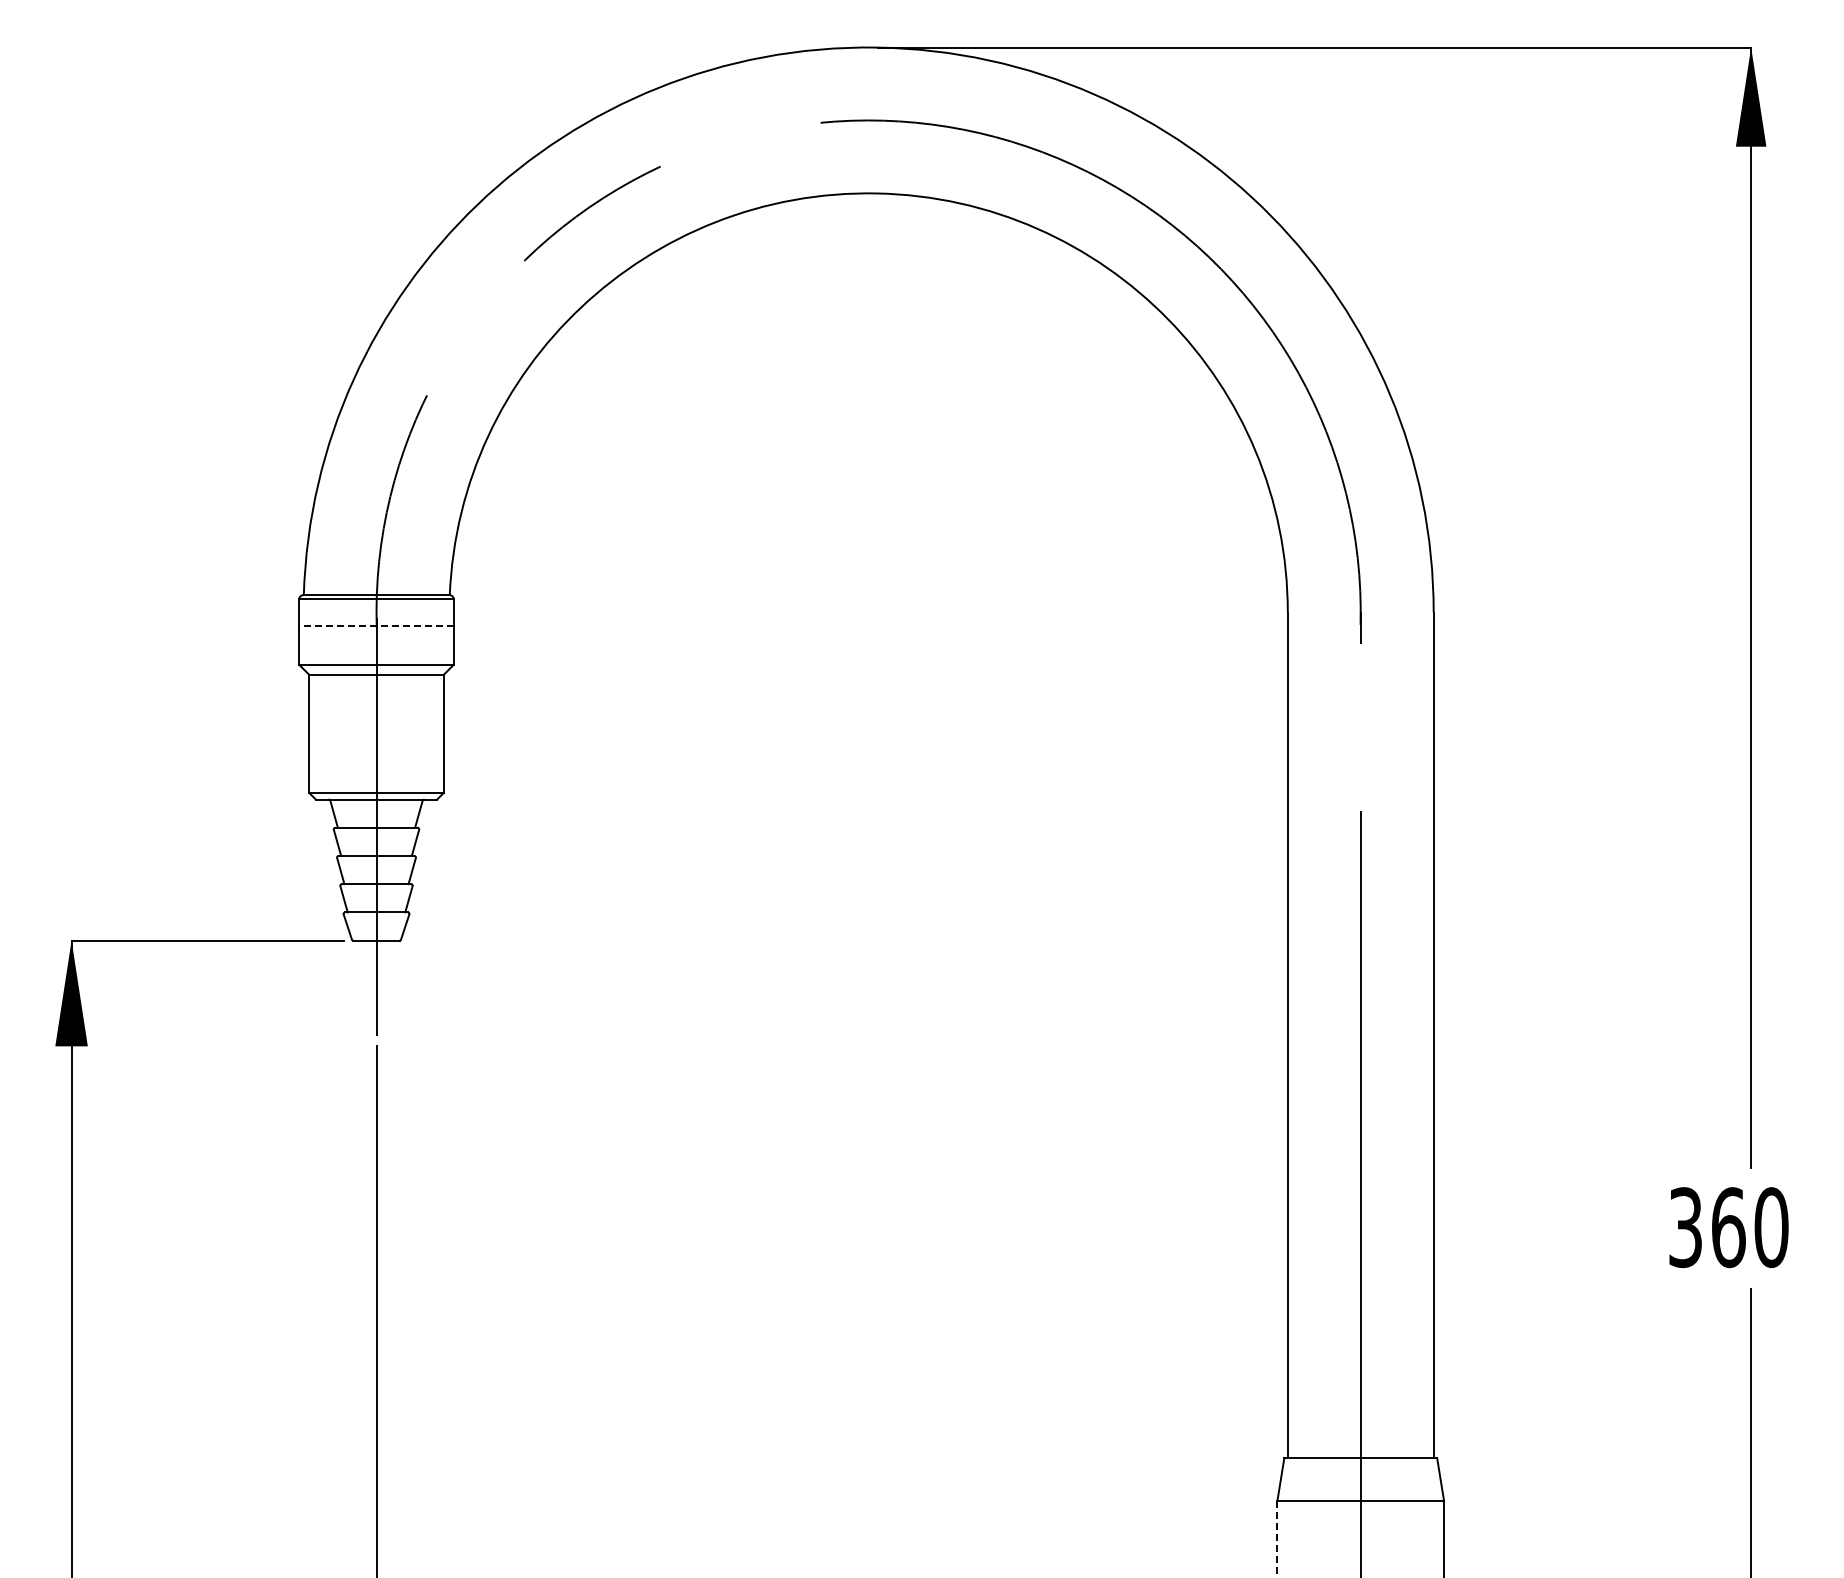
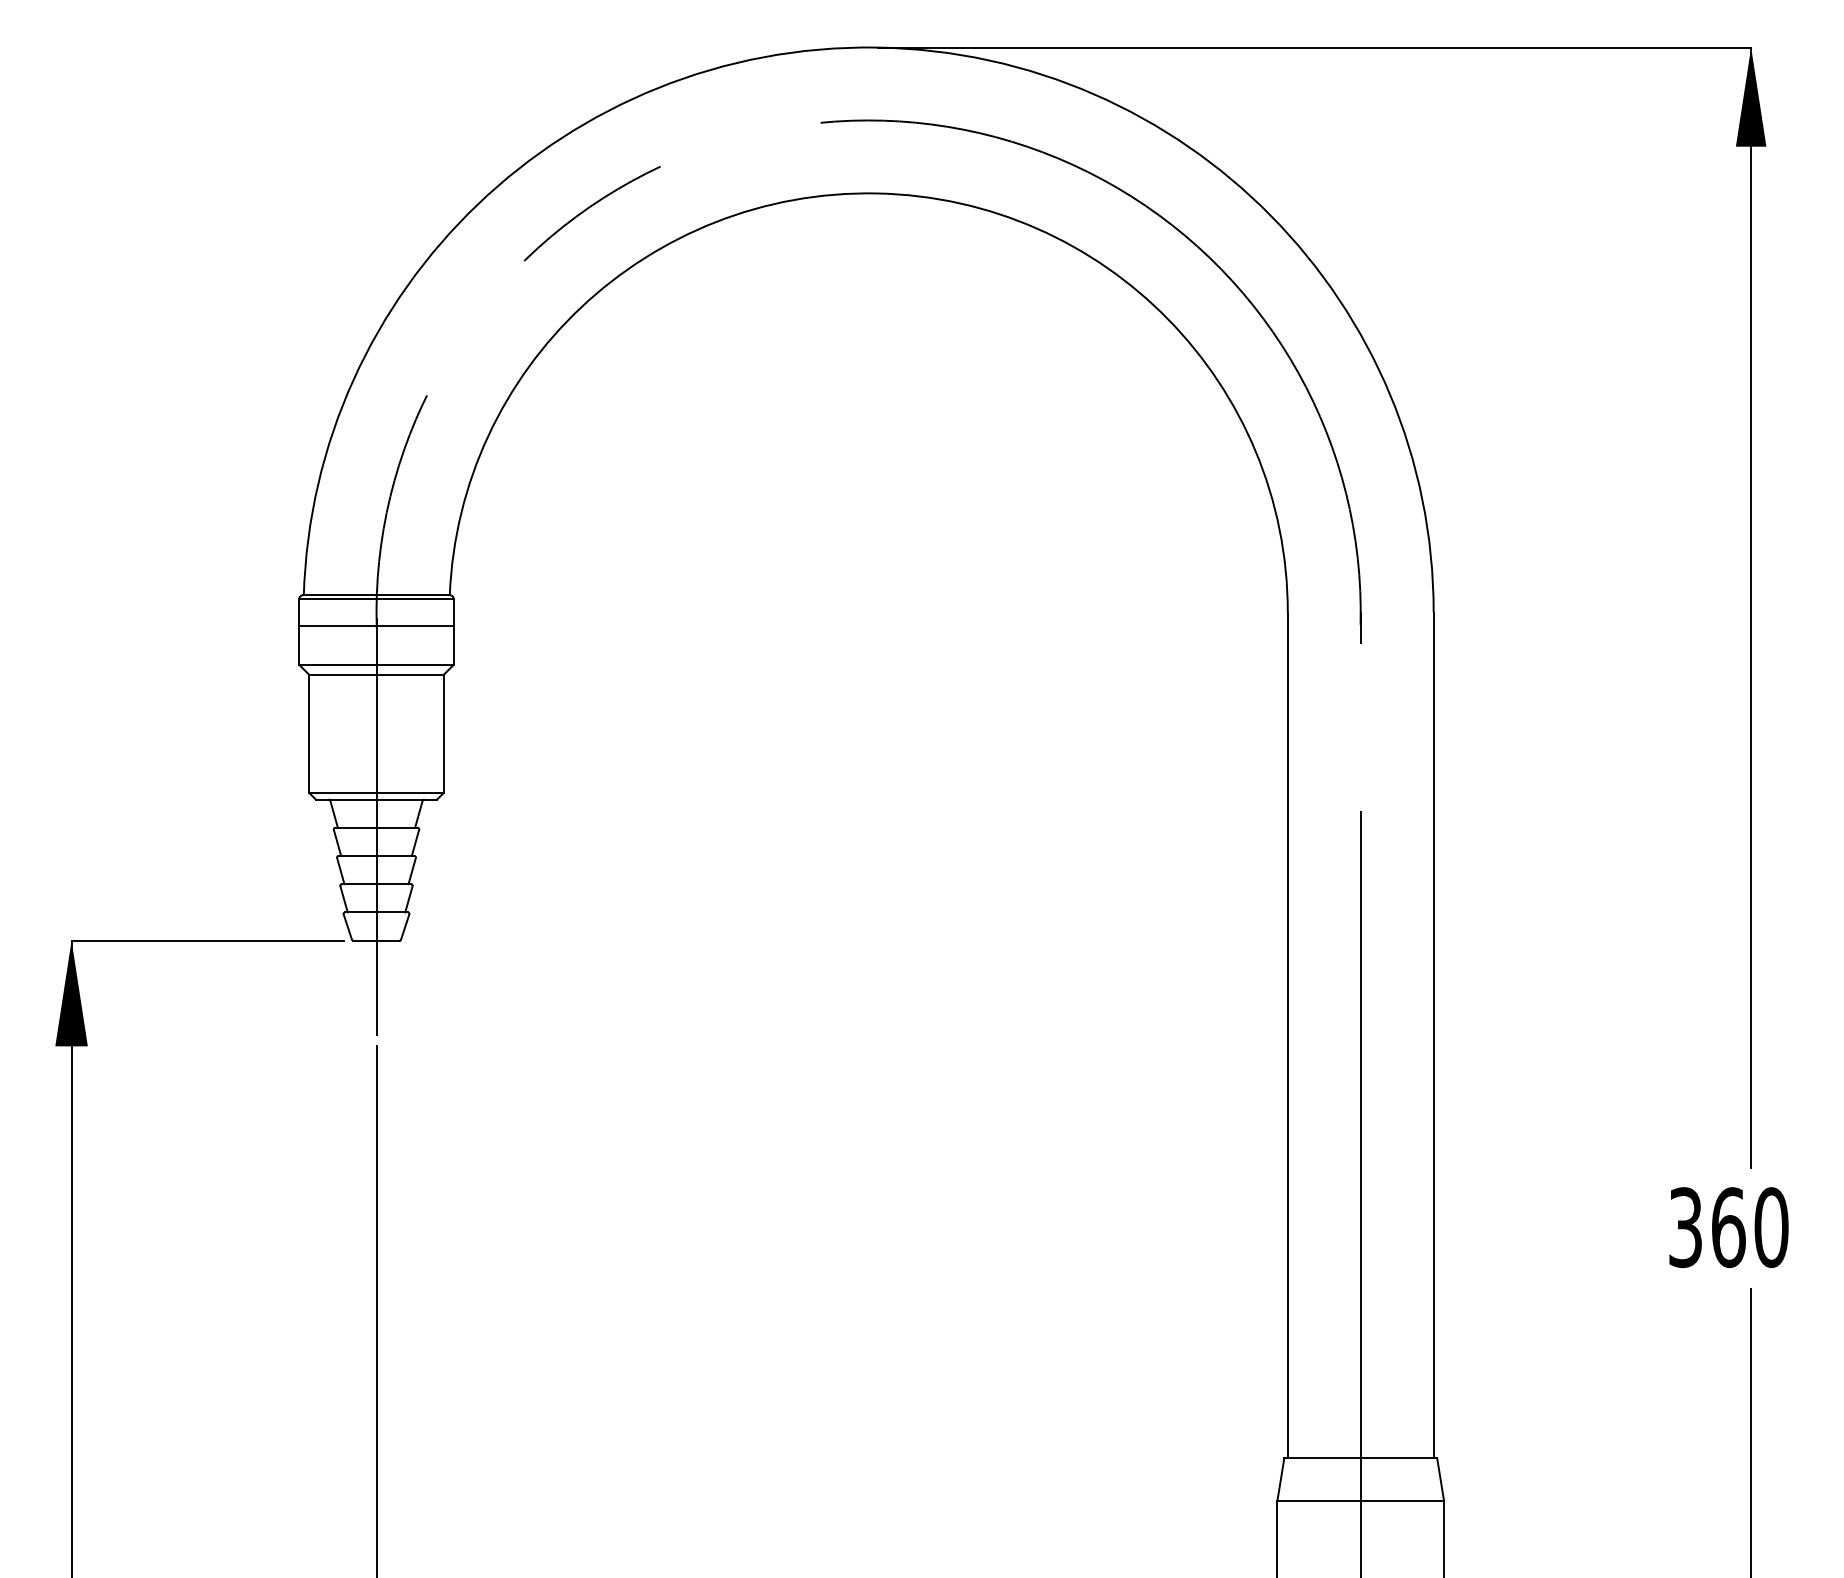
line: dashed -> solid (376, 625)
line: dashed -> solid (1277, 1539)
